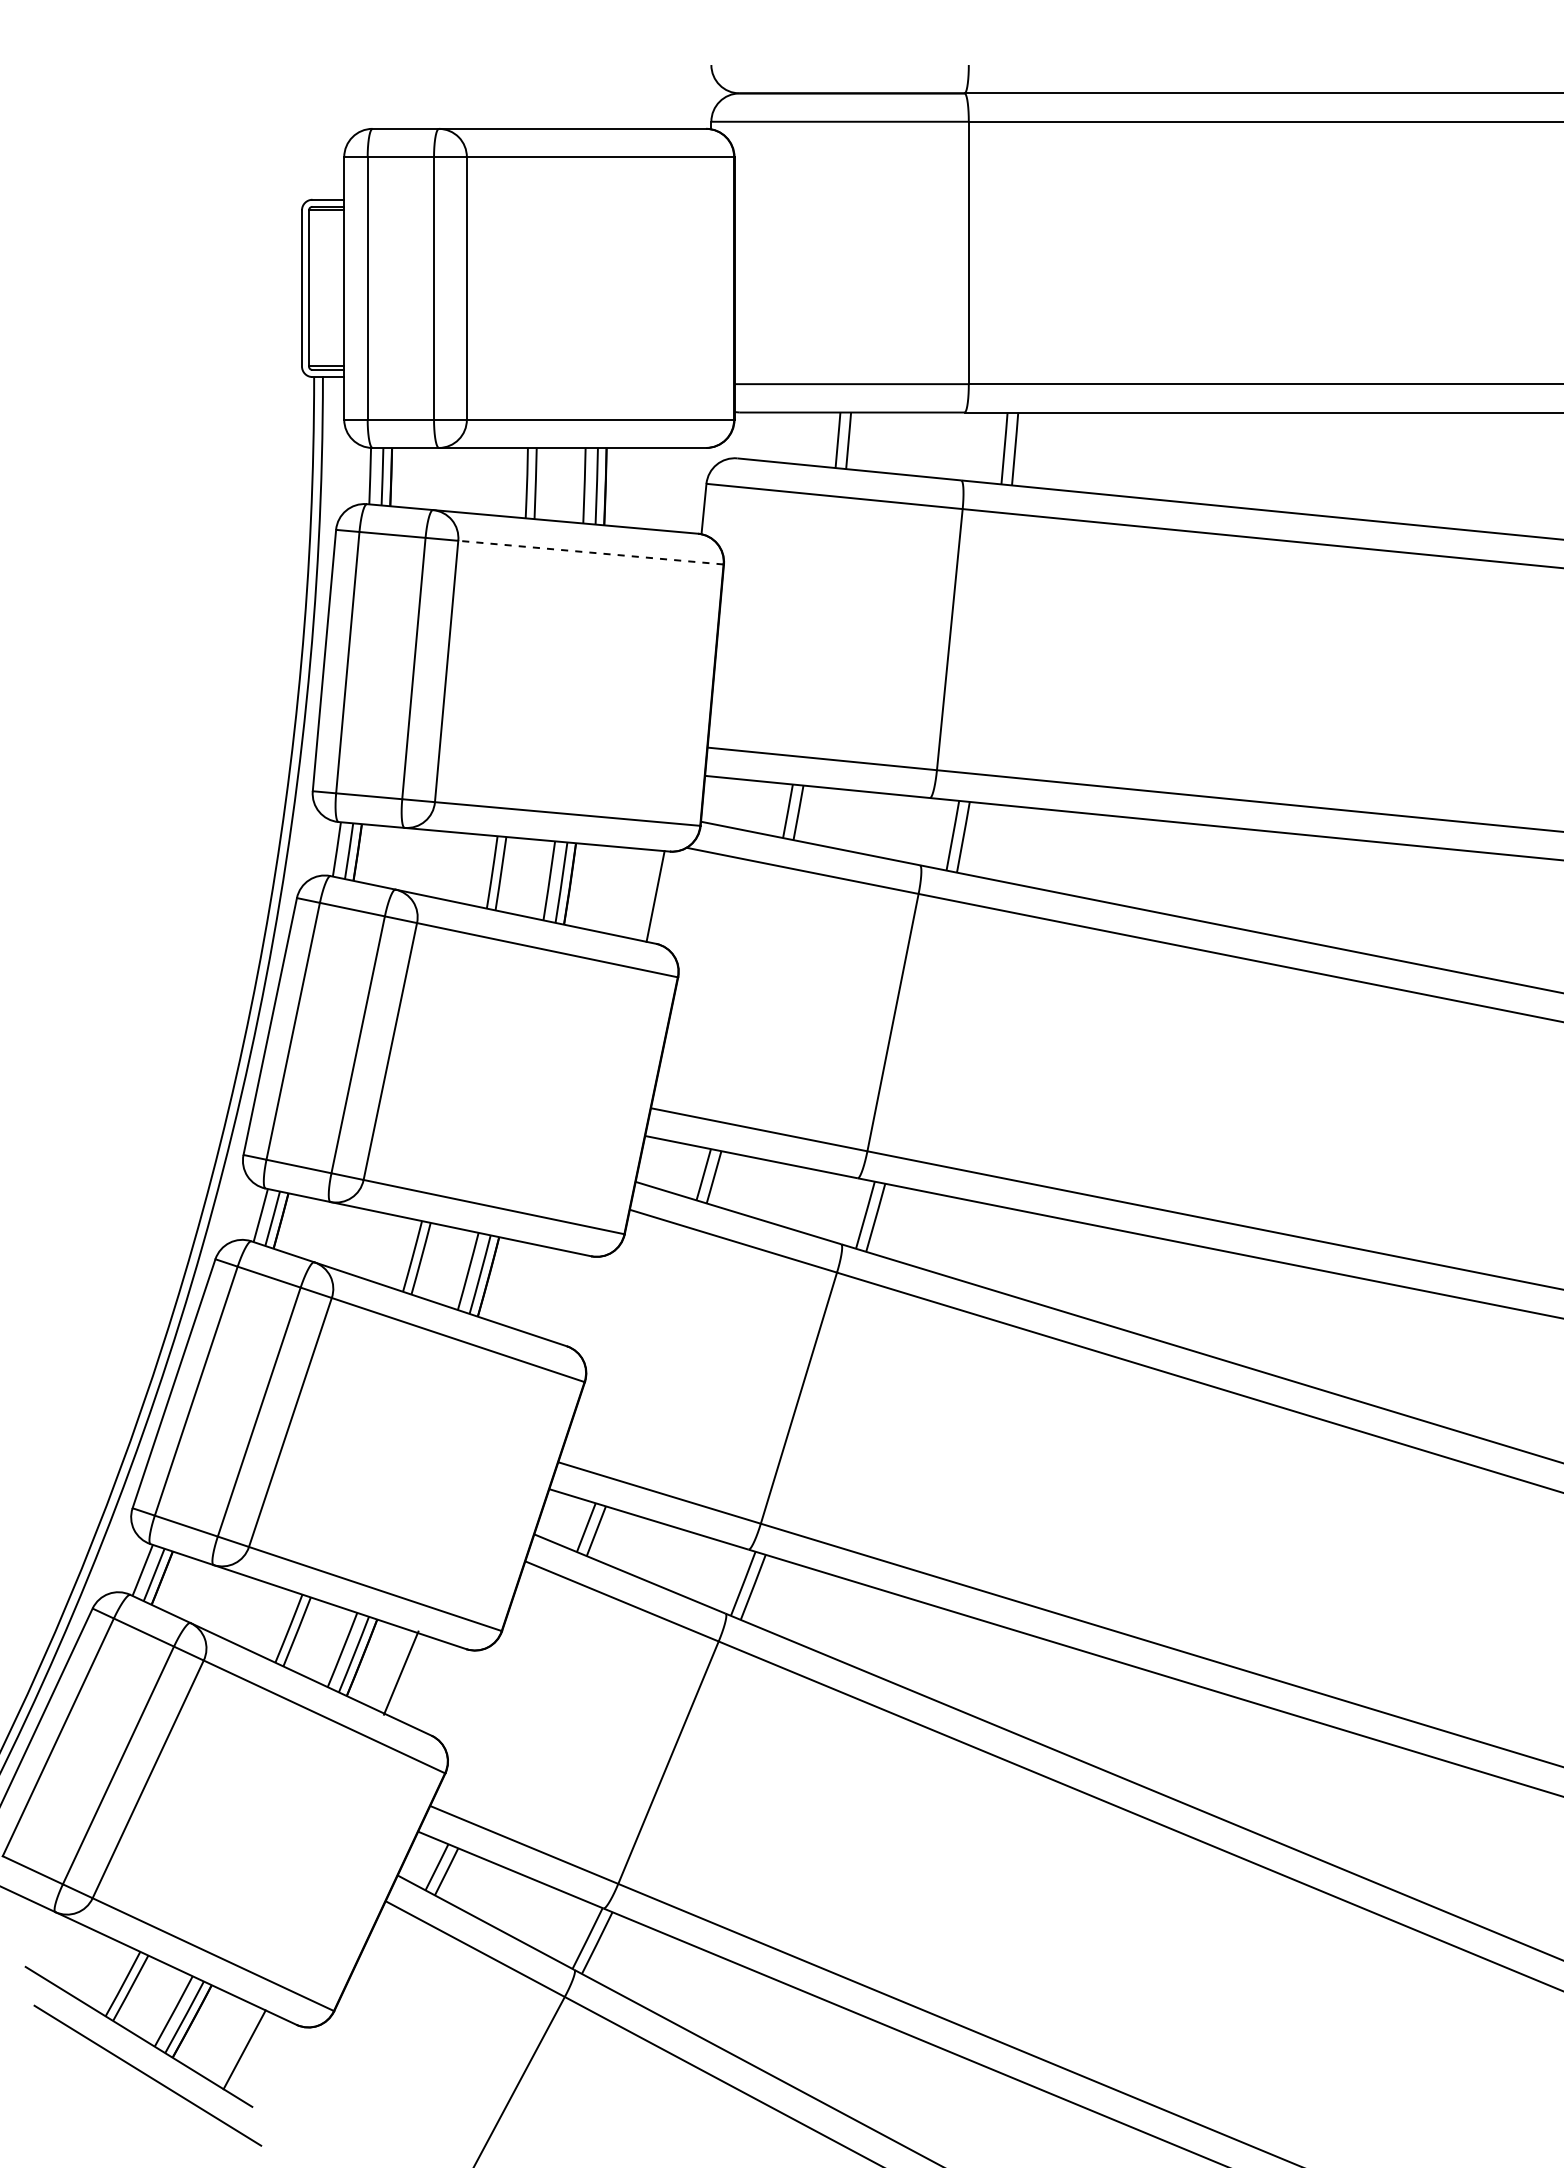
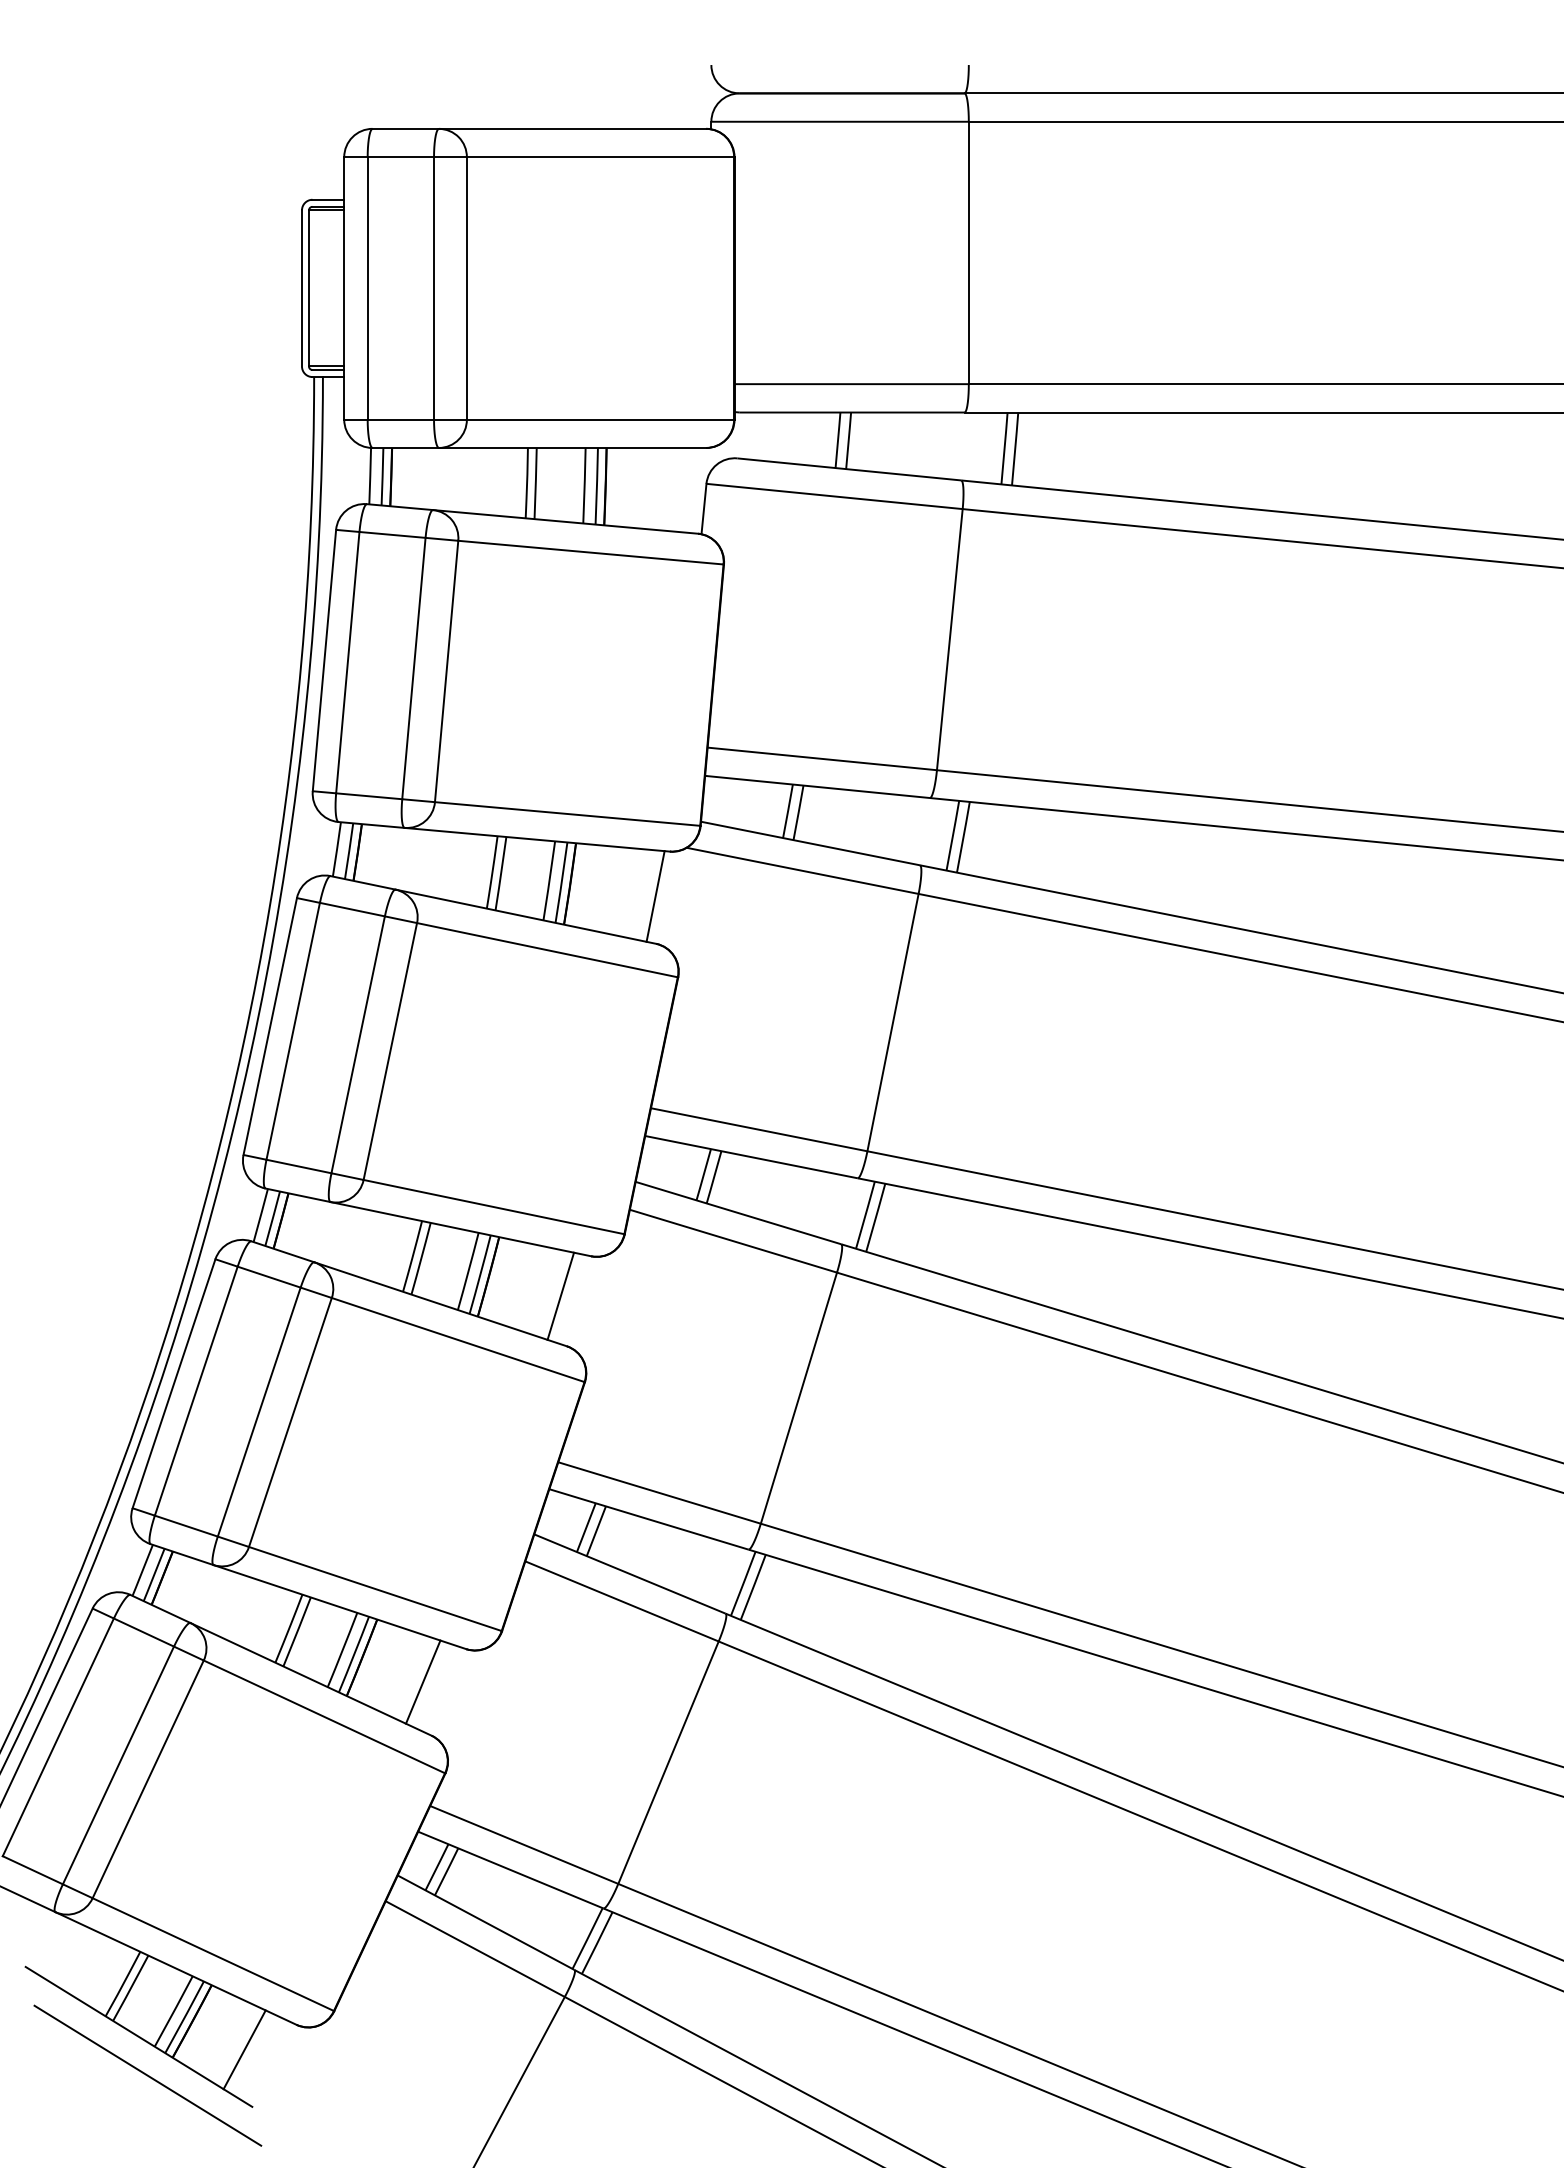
line: dashed -> solid (590, 552)
line: none -> present (560, 1295)
line position: (401, 1672) -> (423, 1681) (423, 1681)
